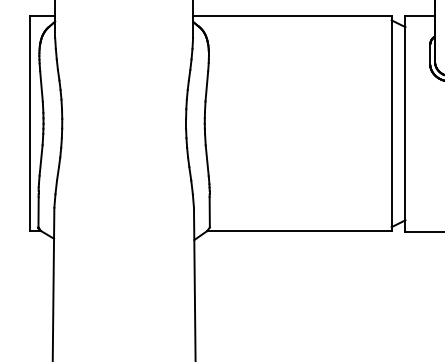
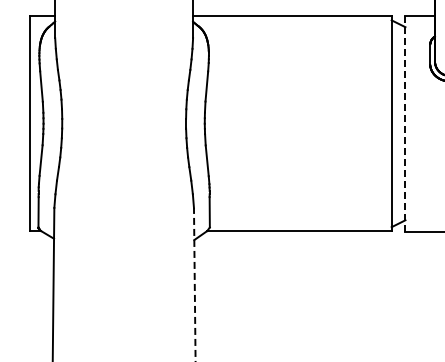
line: solid -> dashed (405, 123)
line: solid -> dashed (194, 284)
